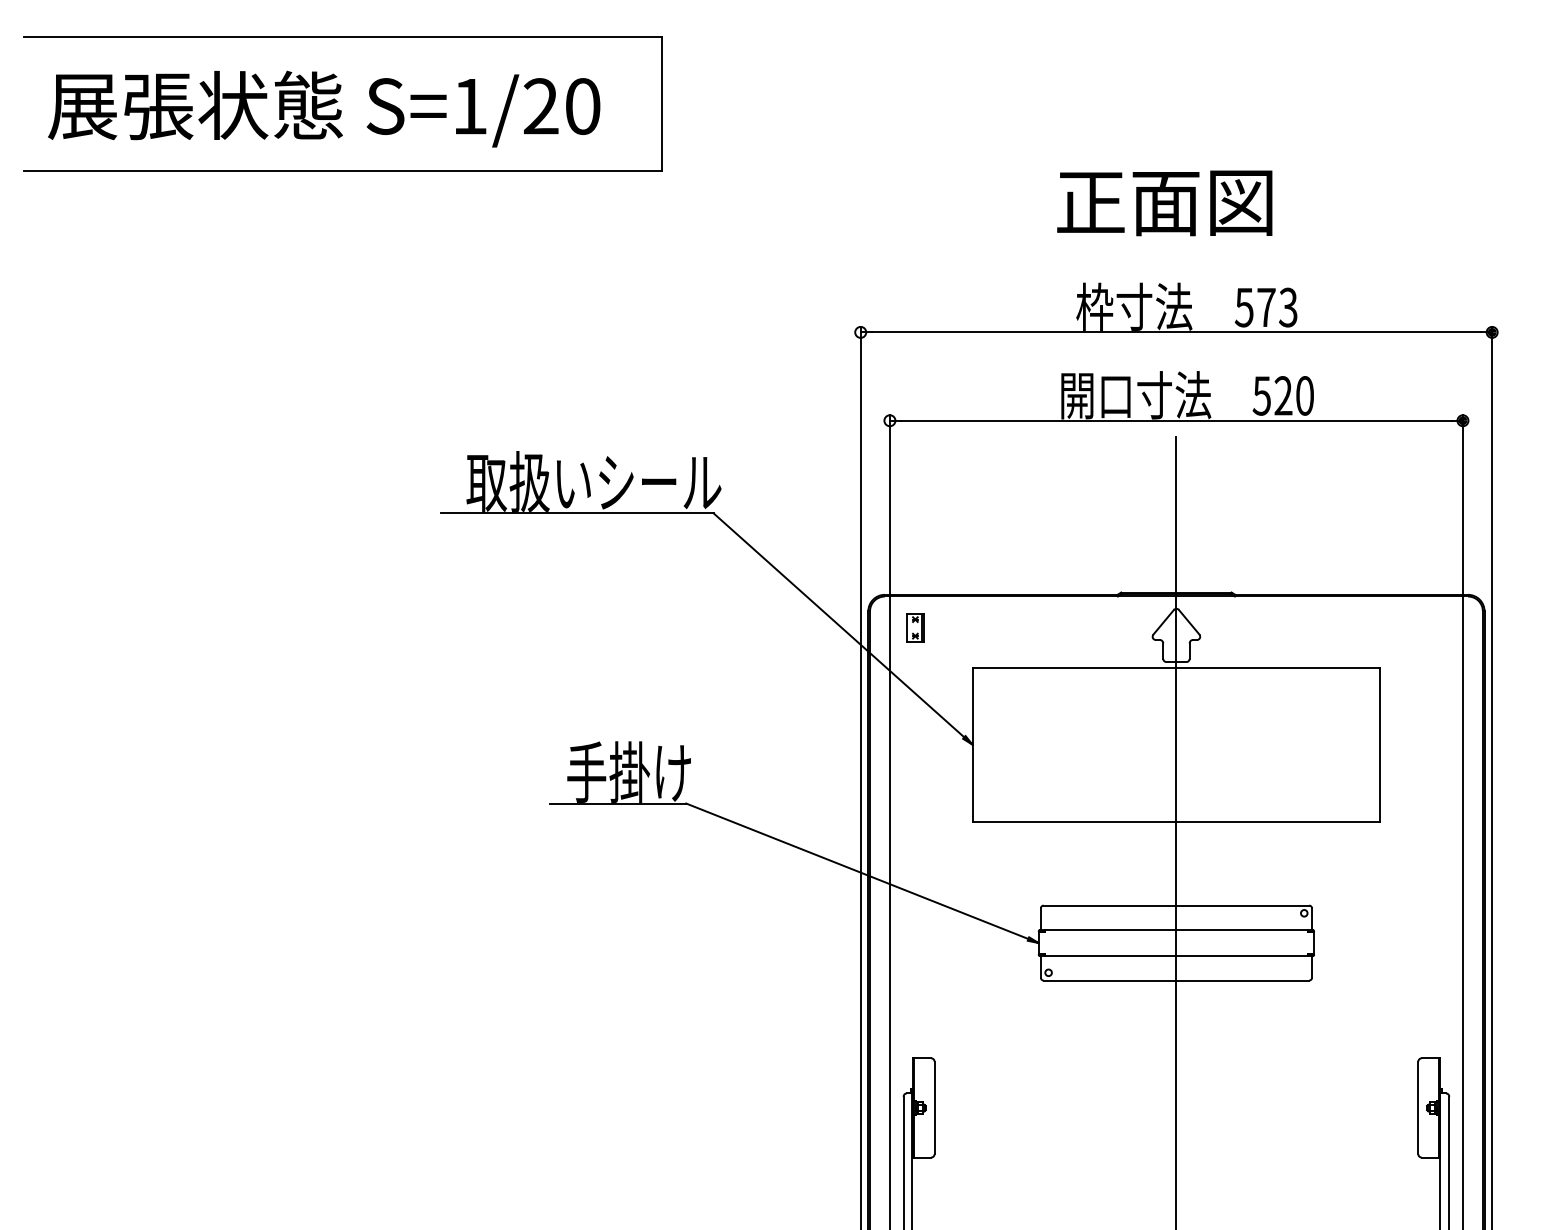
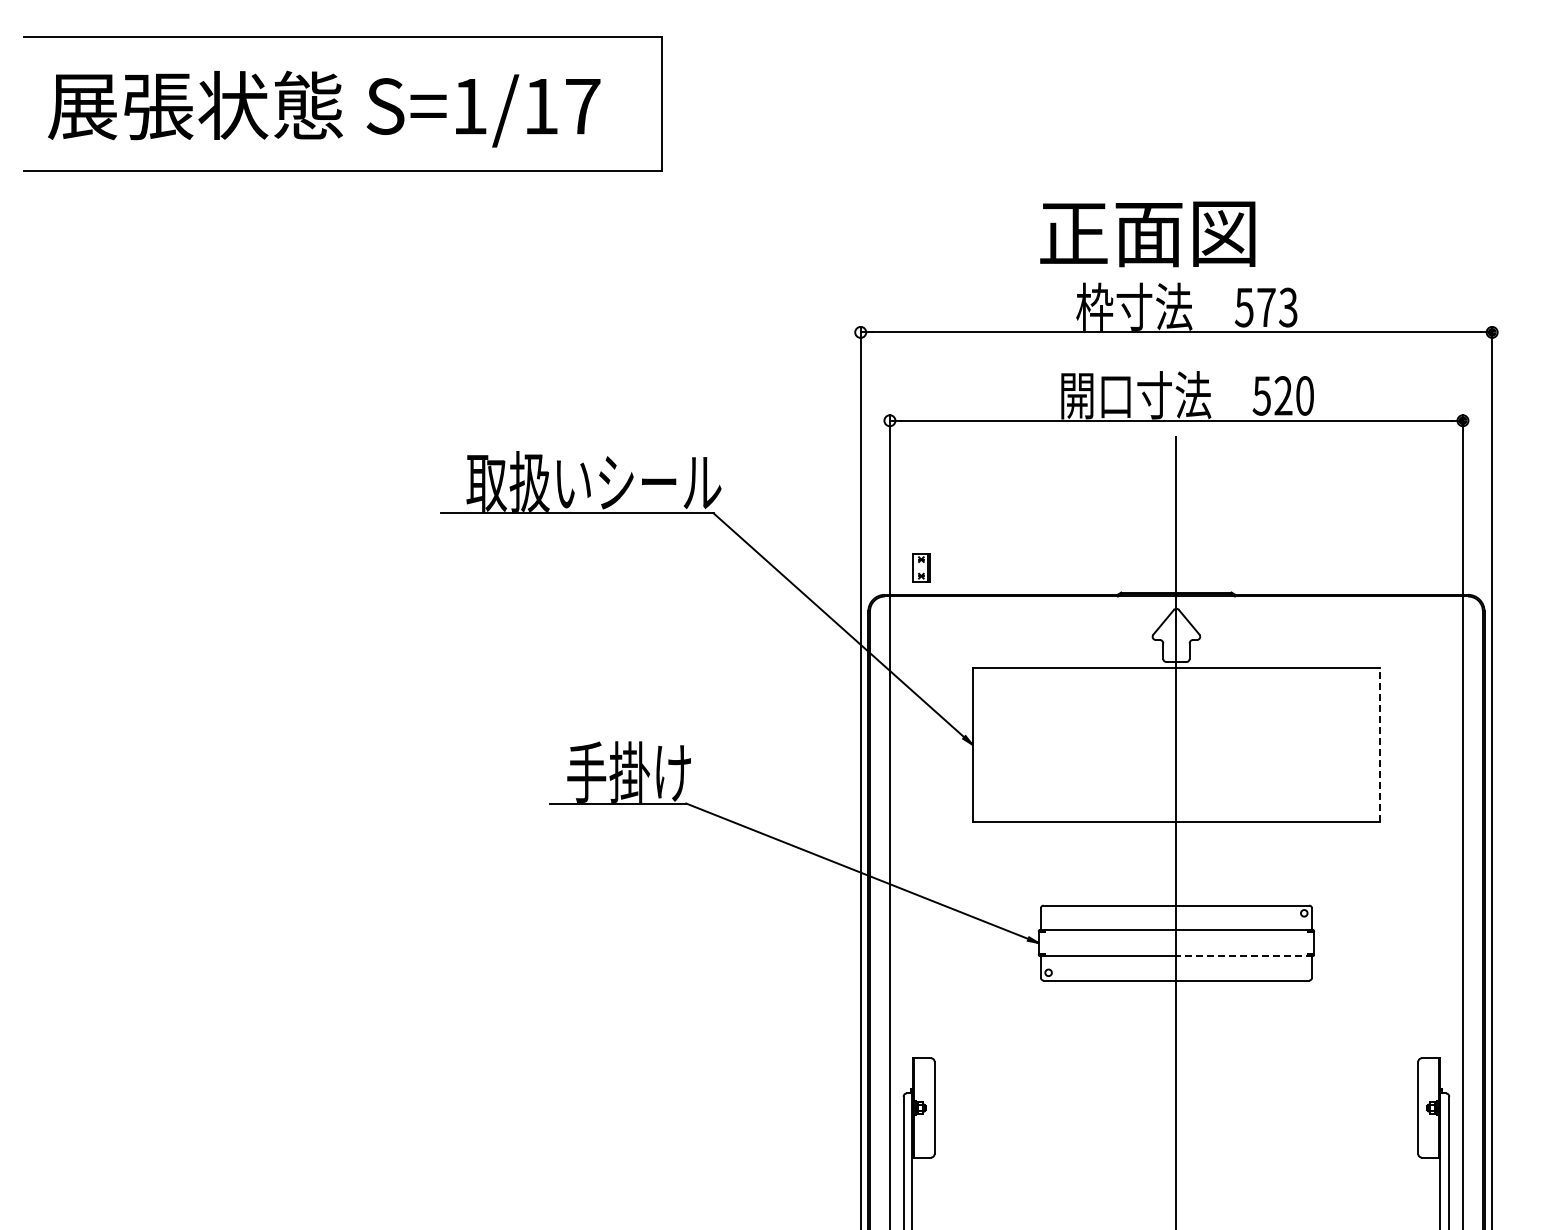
text: S=1/20 -> S=1/17 (561, 106)
text position: (1164, 203) -> (1147, 234) (1147, 234)
part position: (915, 627) -> (921, 567) (921, 567)
line: solid -> dashed (1380, 744)
line: solid -> dashed (1244, 956)
